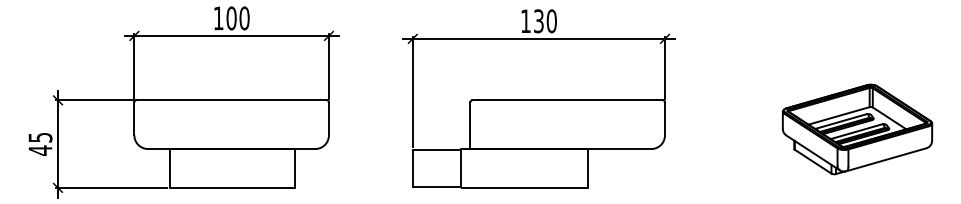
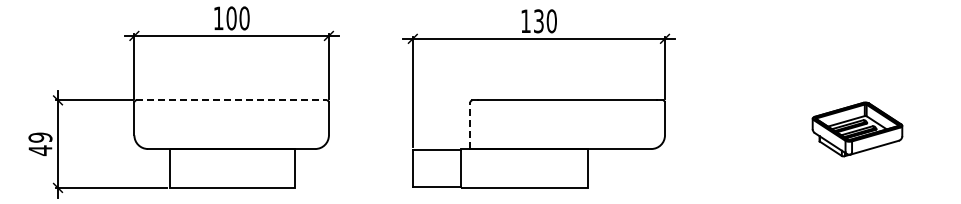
line: solid -> dashed (232, 100)
line: solid -> dashed (470, 125)
part size: 153x93 px -> 93x57 px (857, 129)
text: 45 -> 49 (40, 137)
